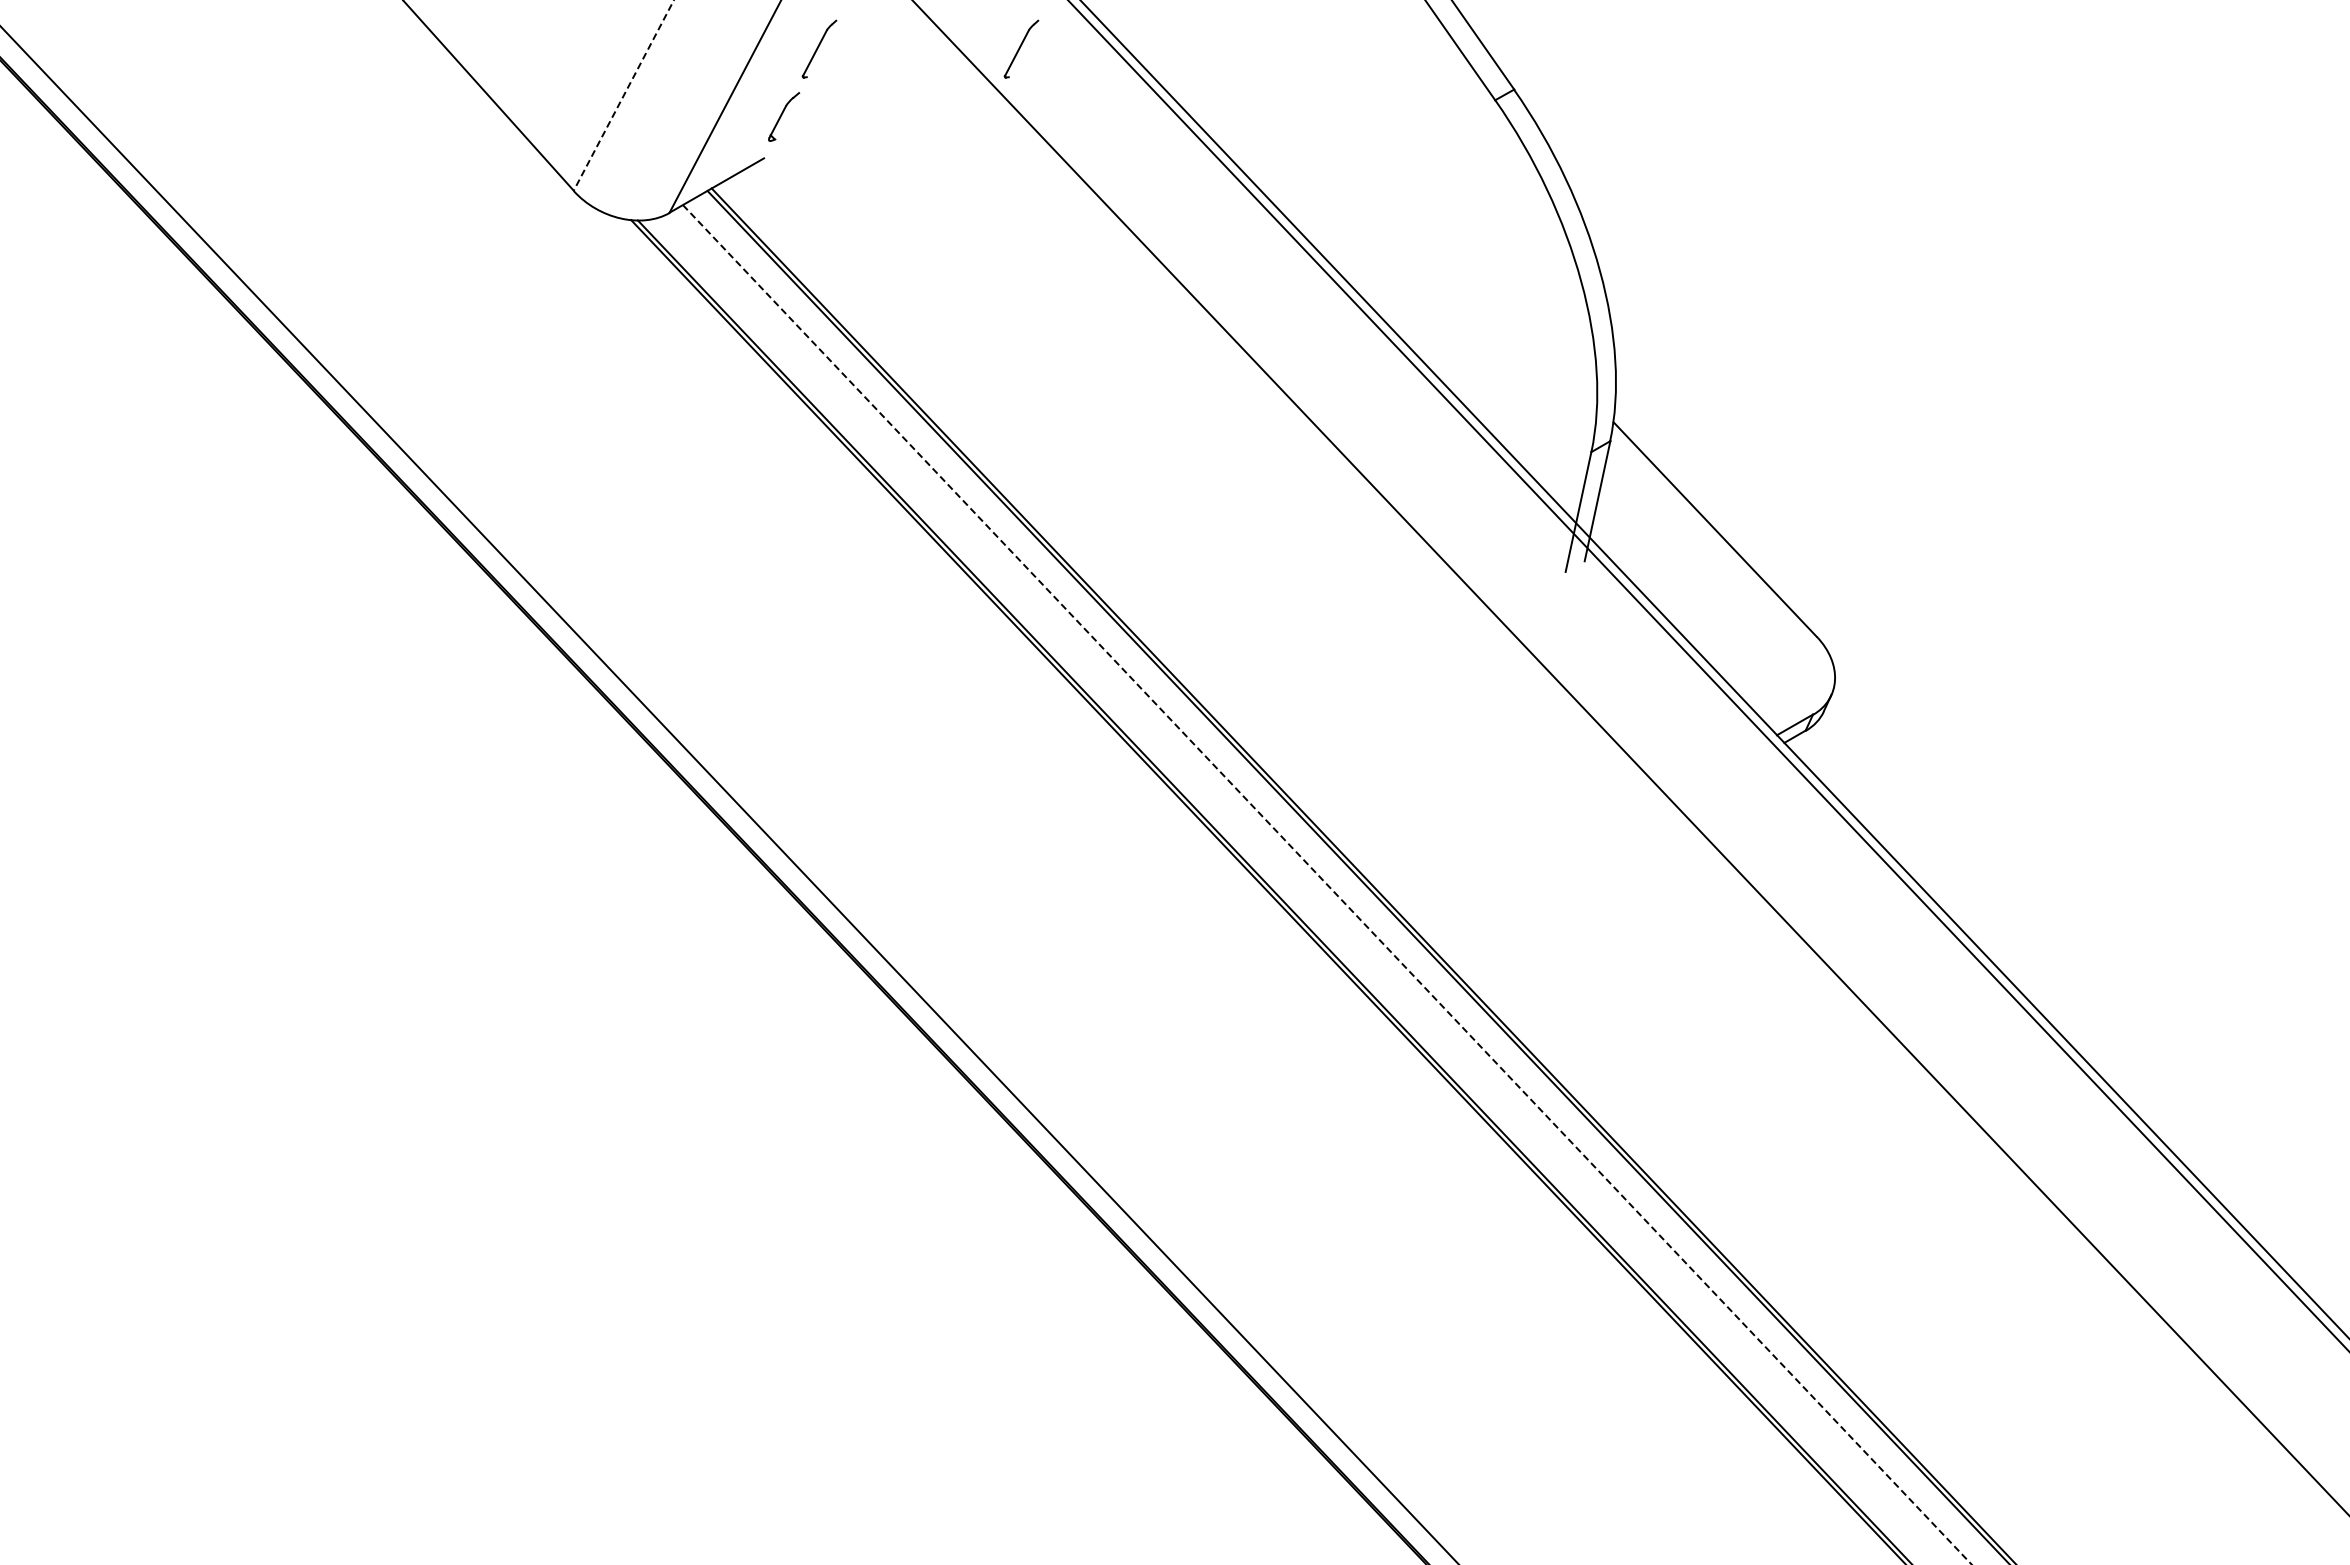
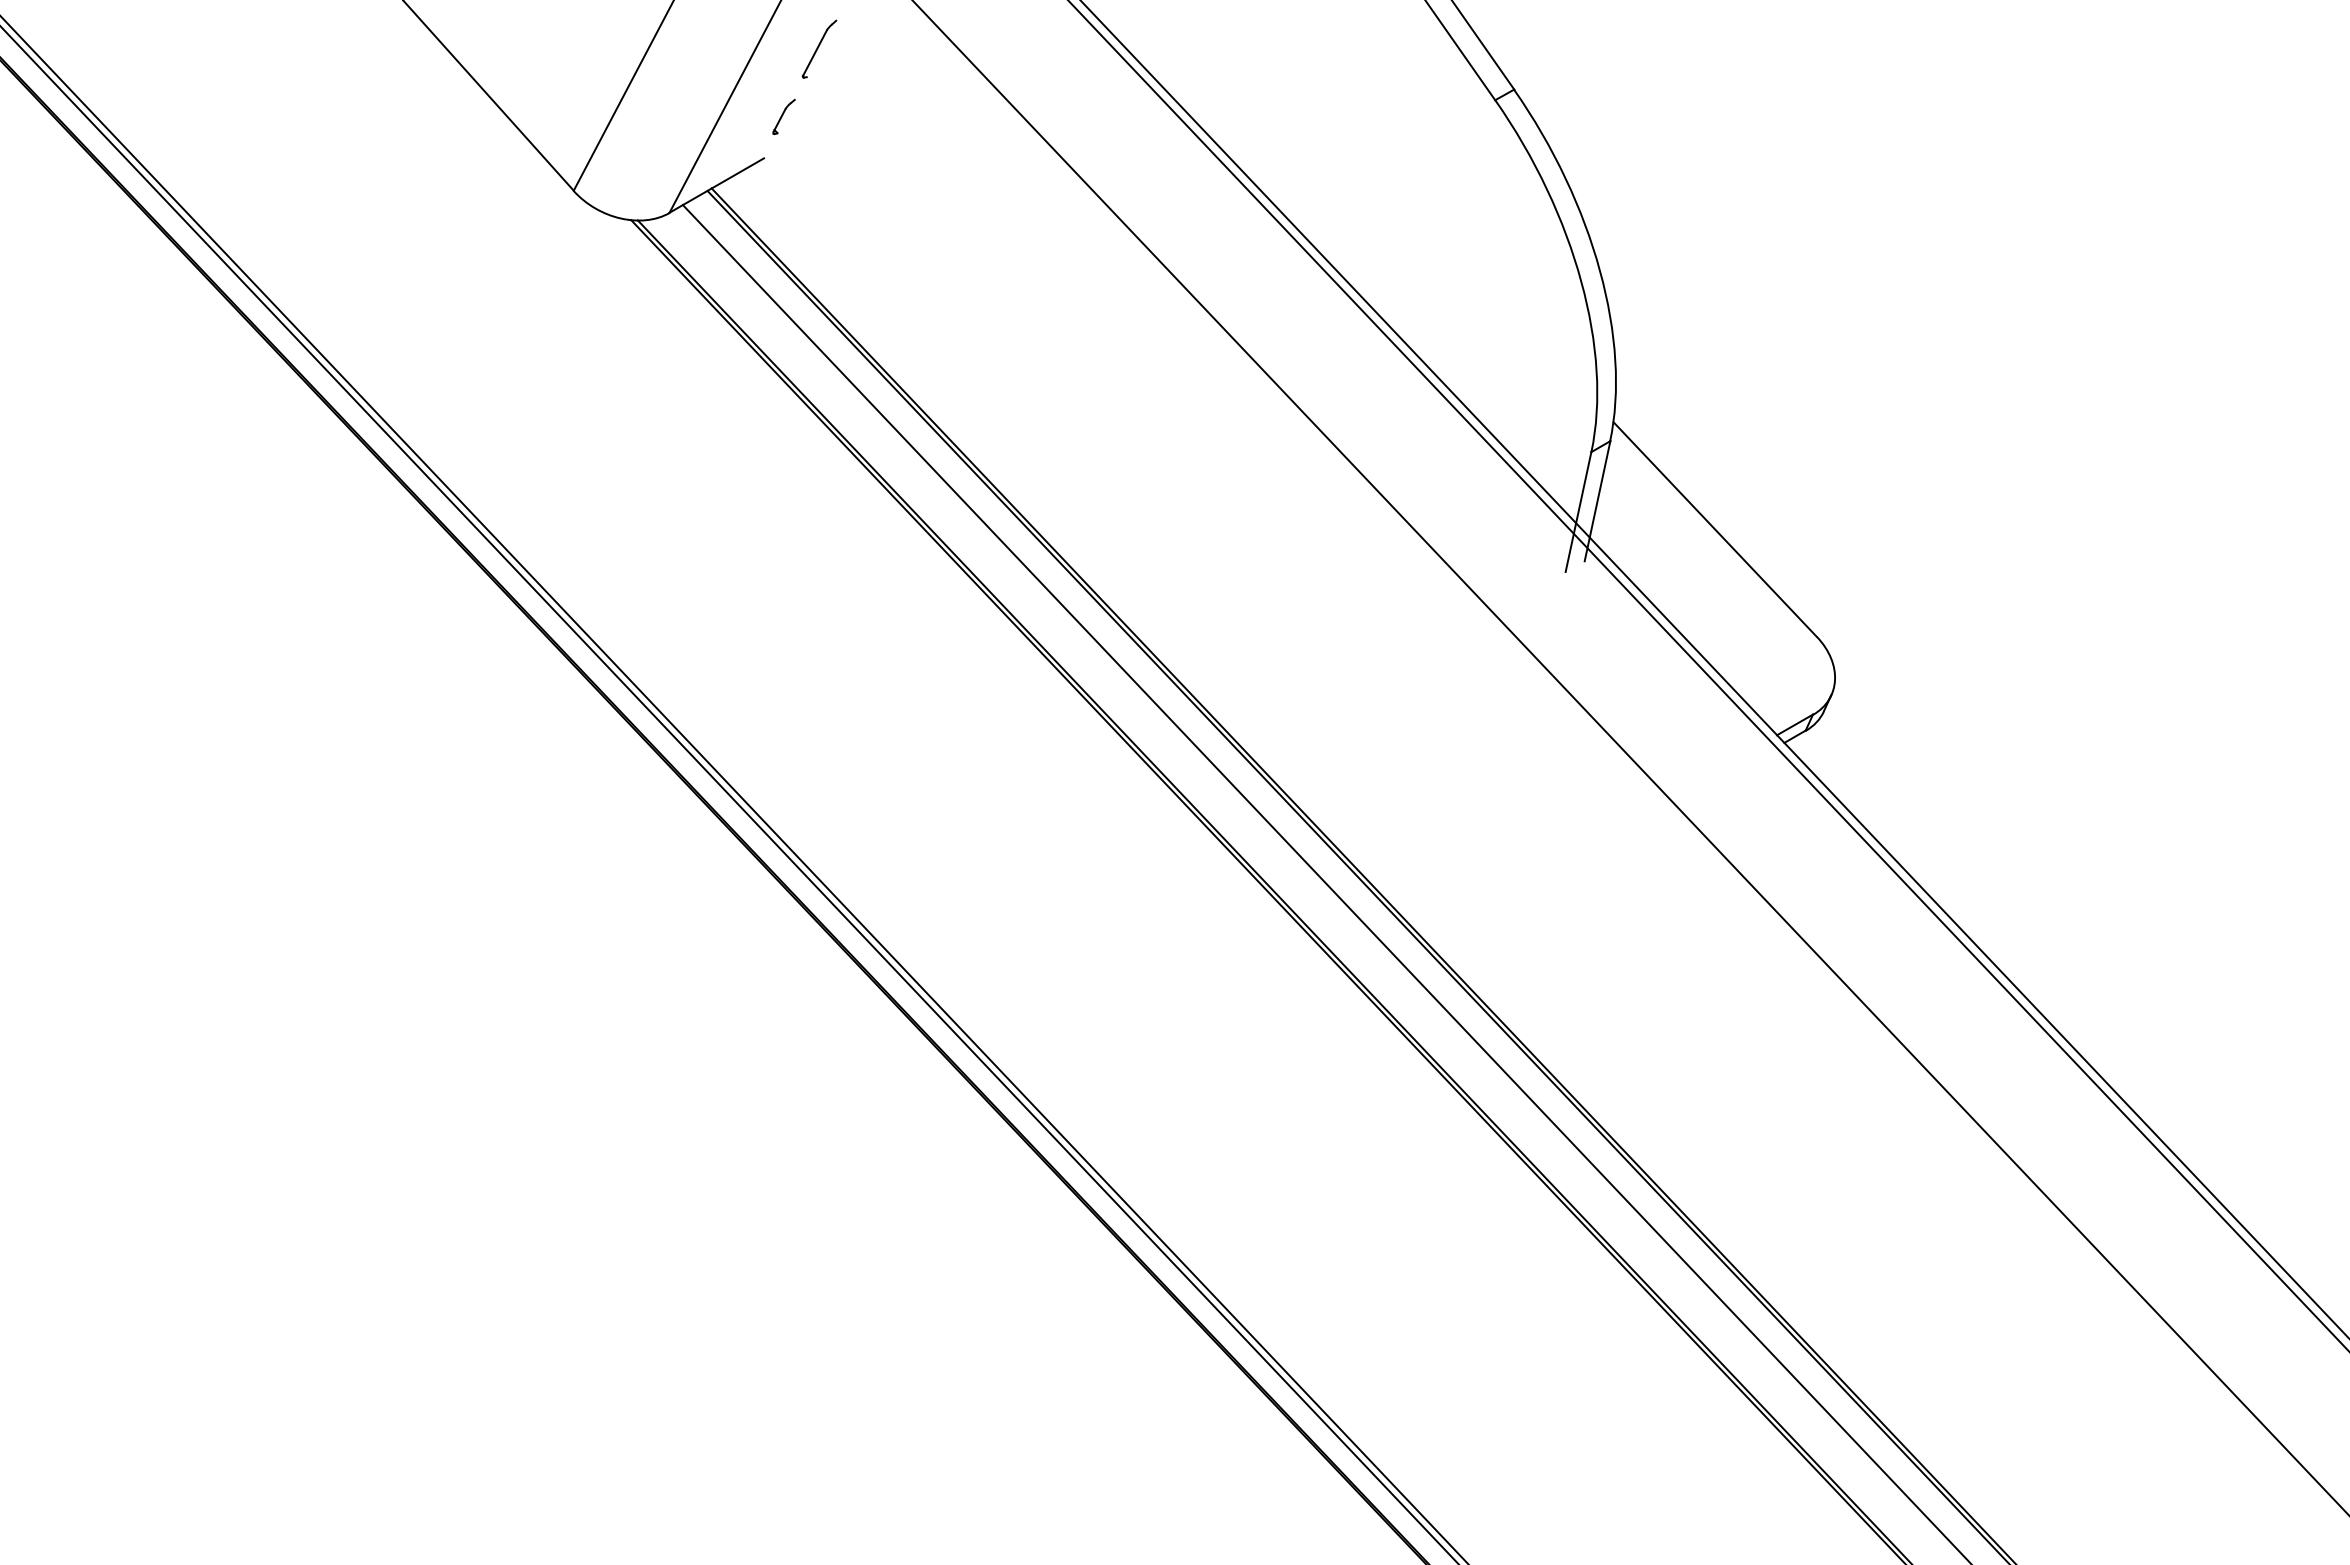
part: present -> none (1021, 48)
line: dashed -> solid (623, 96)
part size: 33x50 px -> 24x38 px (783, 116)
line: none -> present (733, 789)
line: dashed -> solid (1327, 885)
